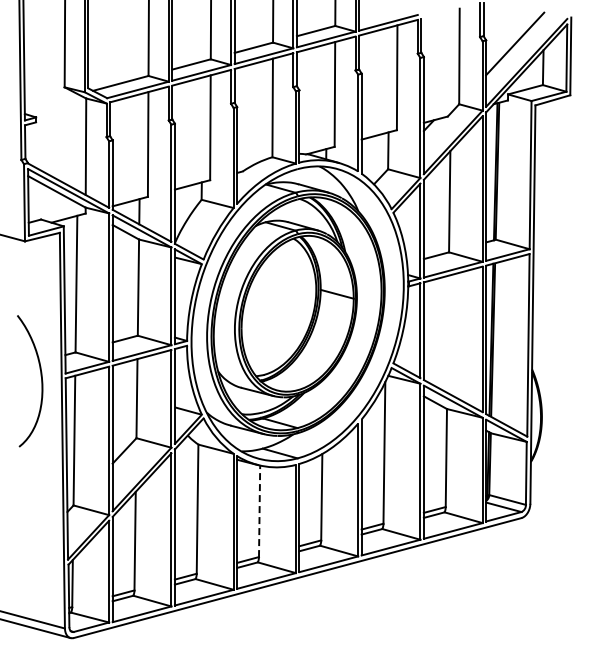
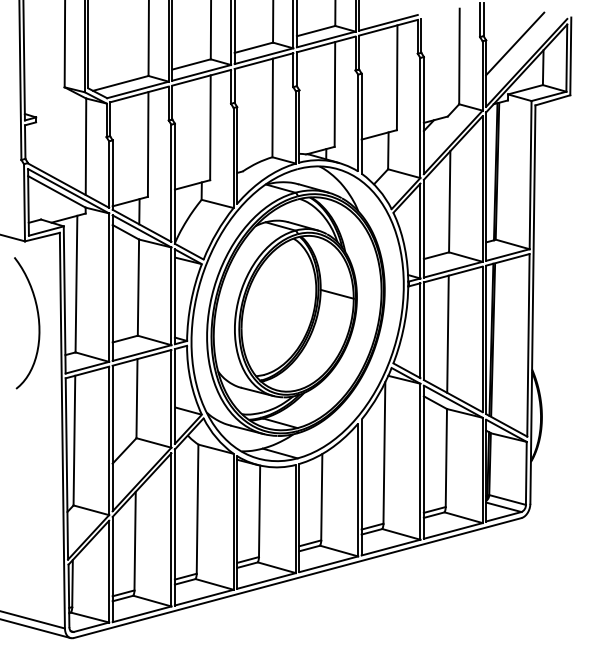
line: none -> present (447, 333)
curve position: (41, 381) -> (38, 323) (38, 323)
line: dashed -> solid (259, 511)
